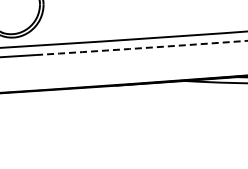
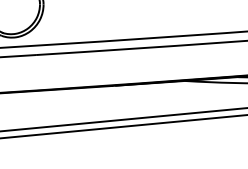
arc: dashed -> solid (142, 48)
line: none -> present (123, 119)
line: none -> present (123, 126)
